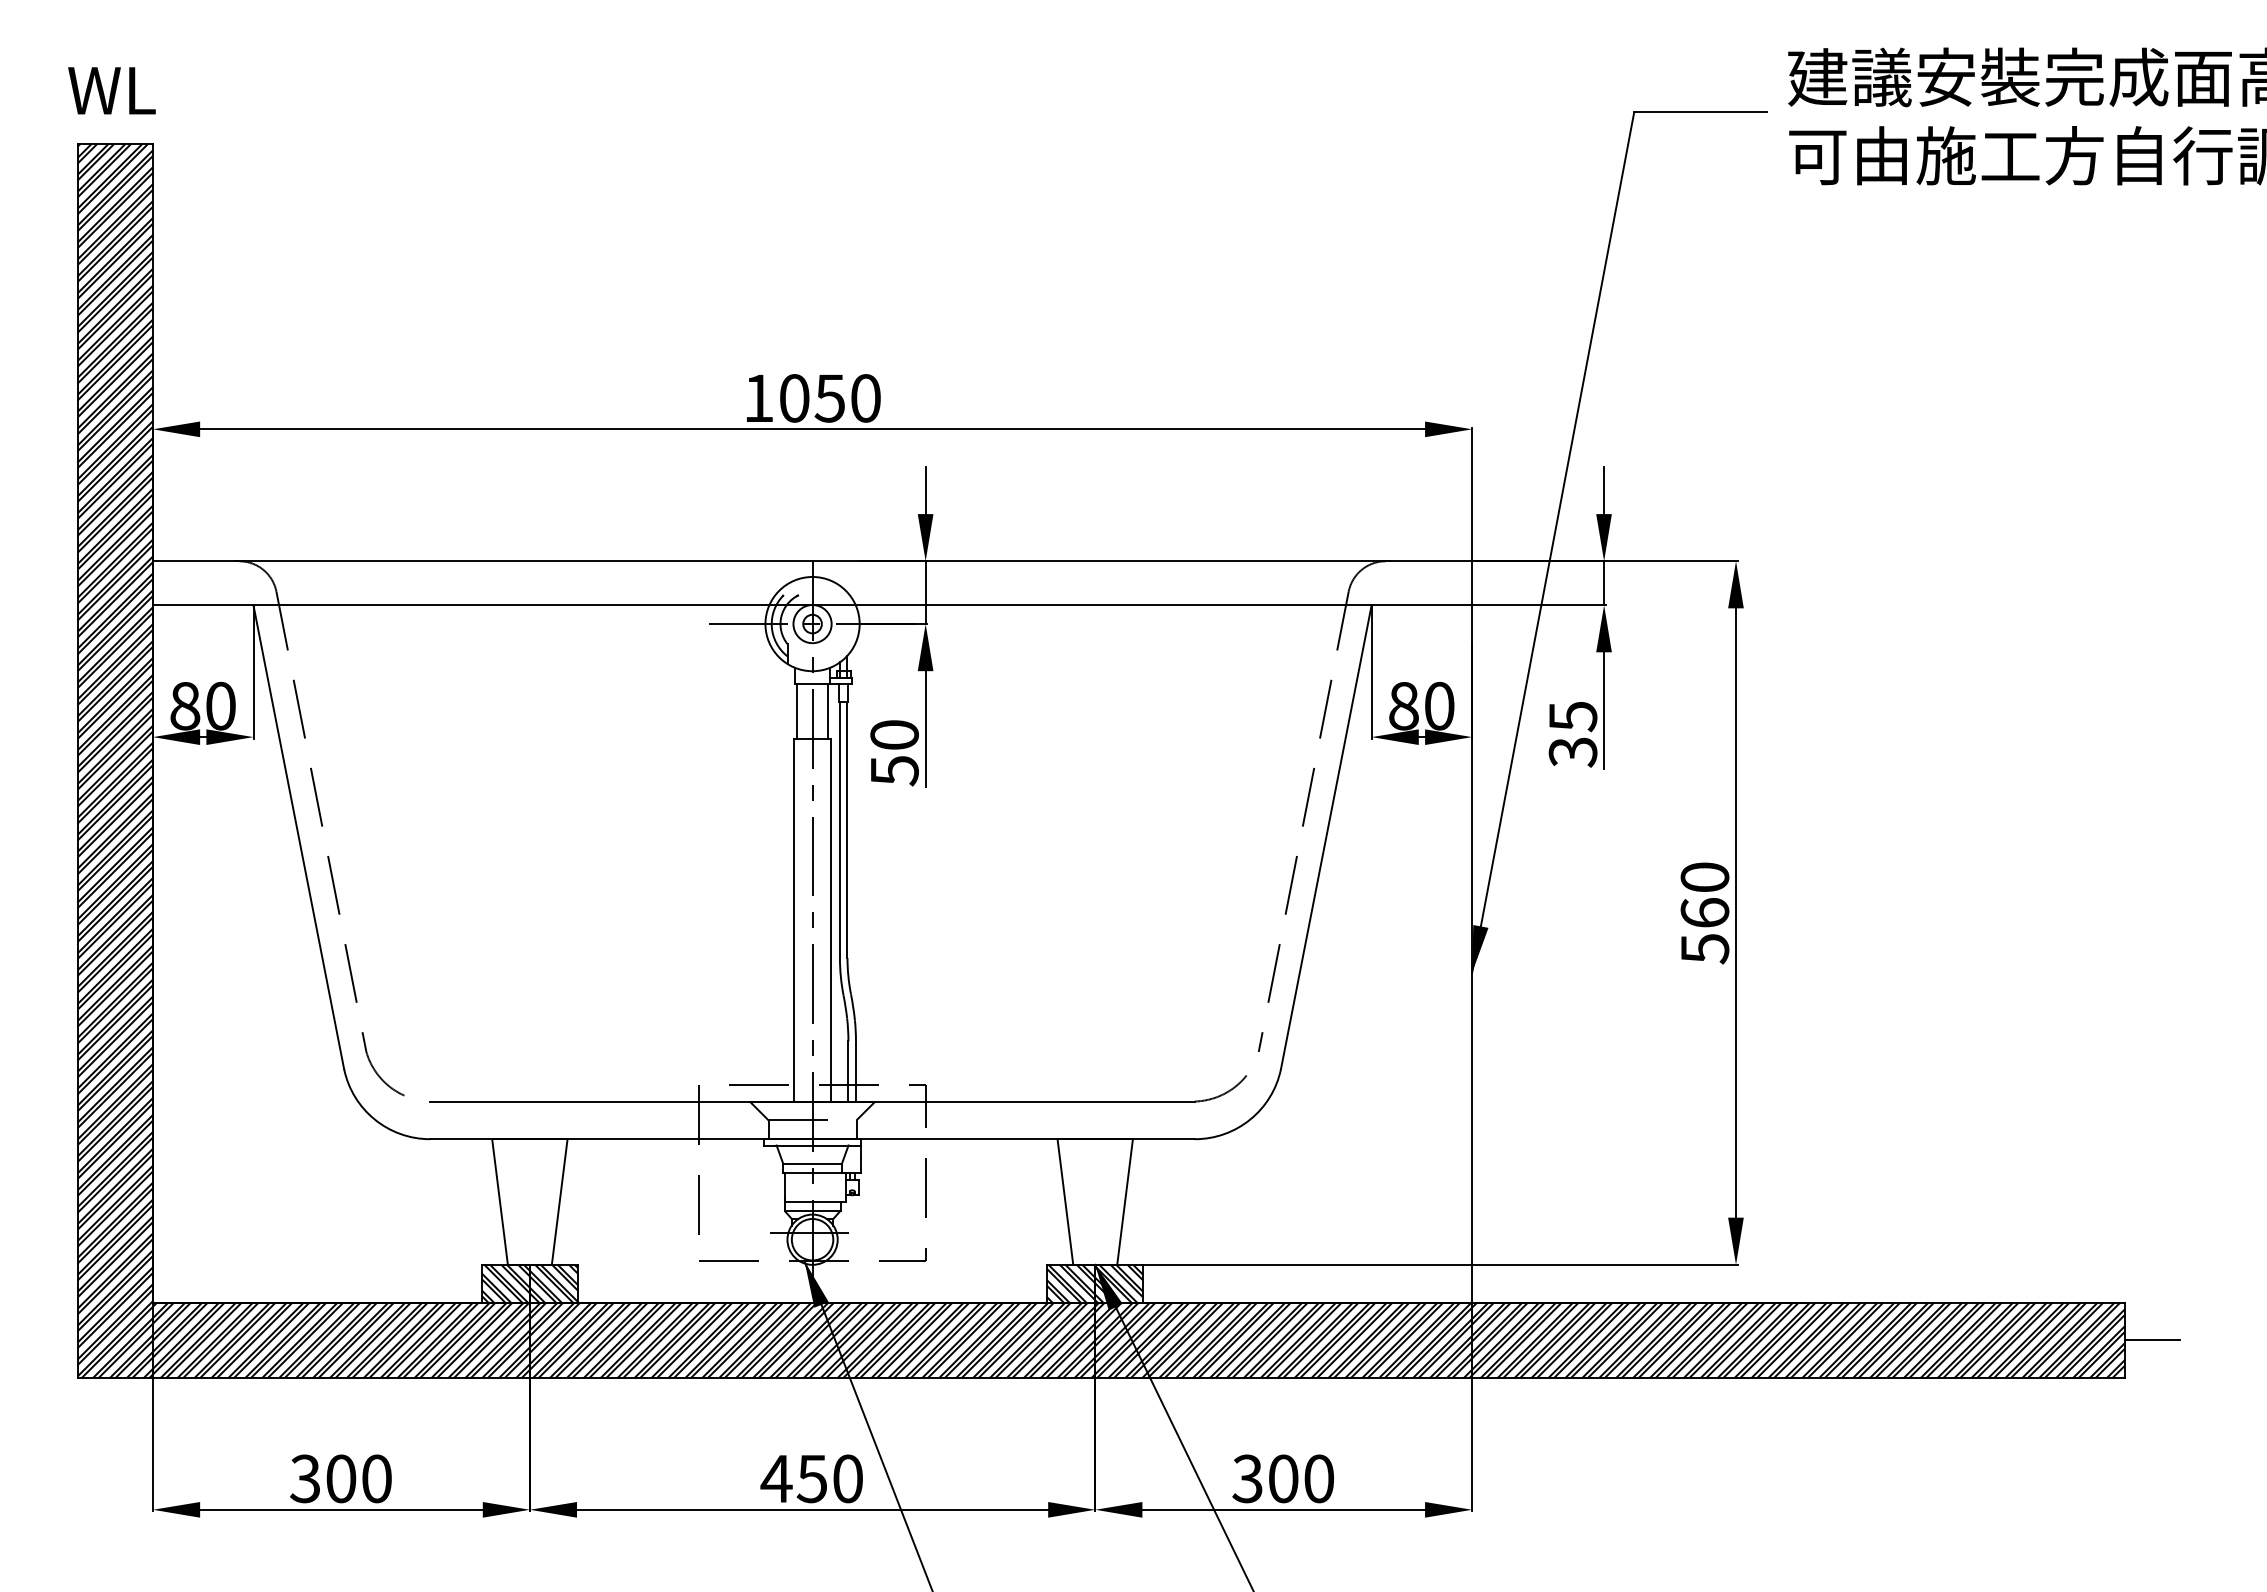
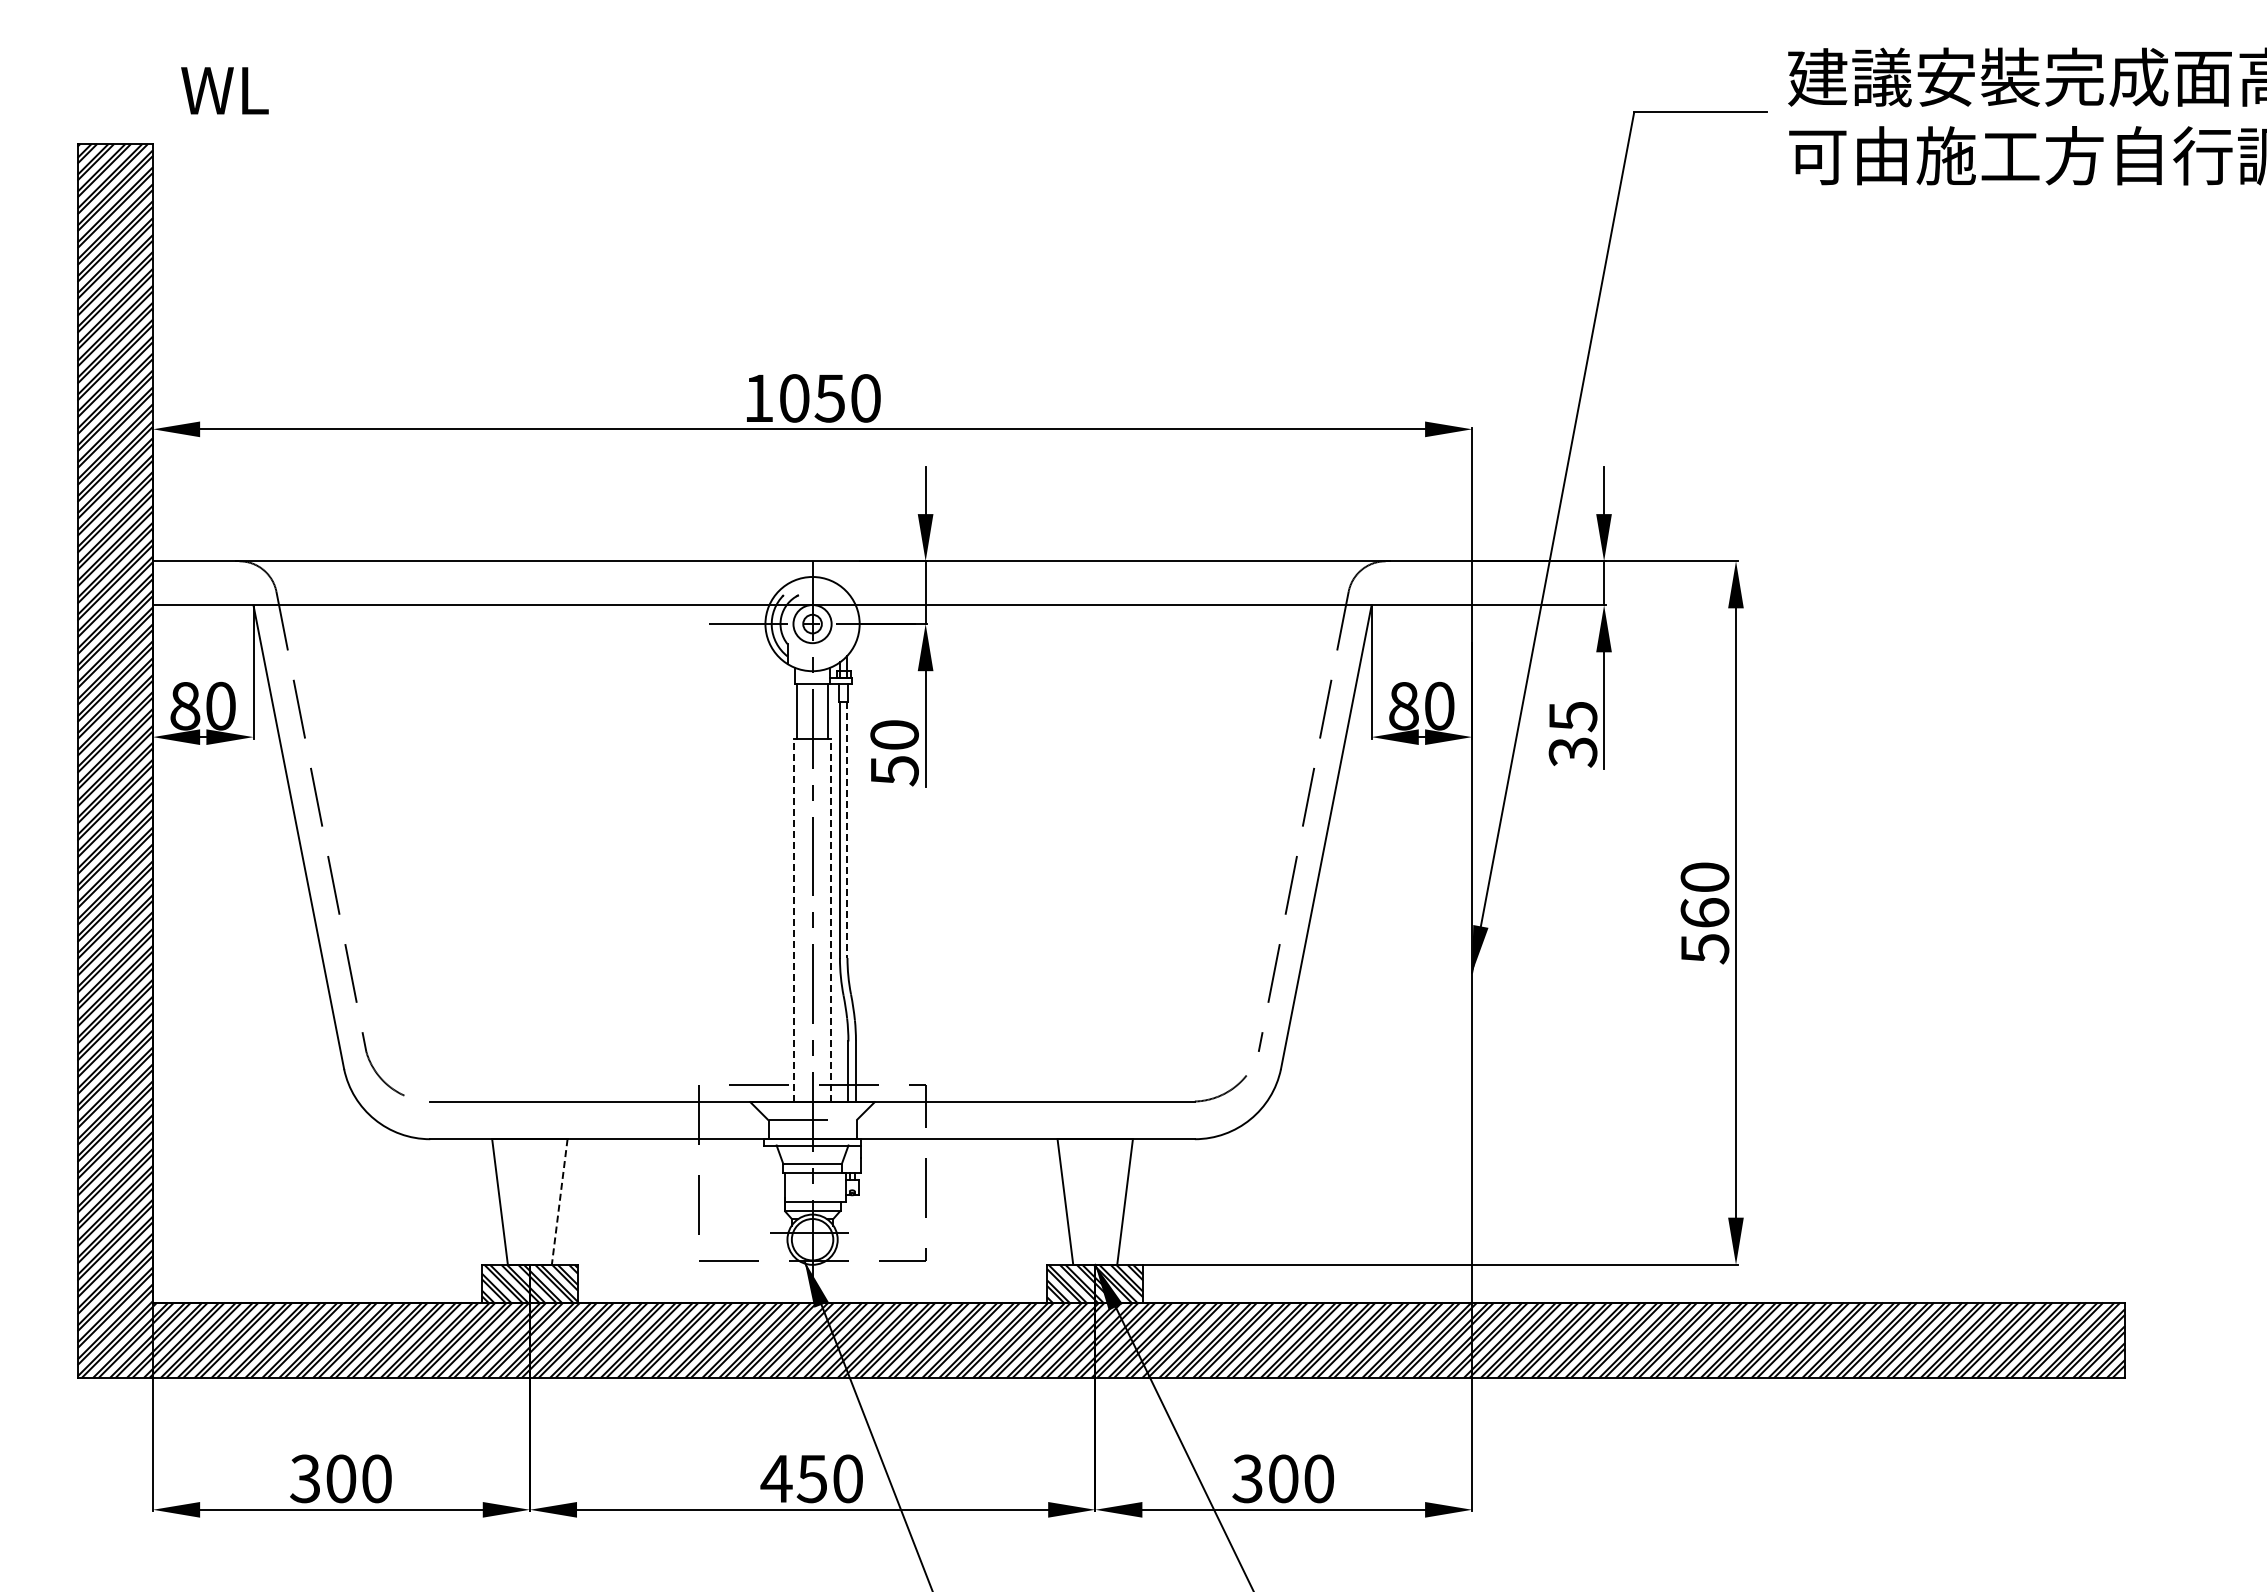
text position: (111, 90) -> (224, 90) (224, 90)
line: solid -> dashed (847, 830)
line: solid -> dashed (793, 919)
line: solid -> dashed (831, 919)
line: solid -> dashed (559, 1202)
line: present -> none (2152, 1340)
